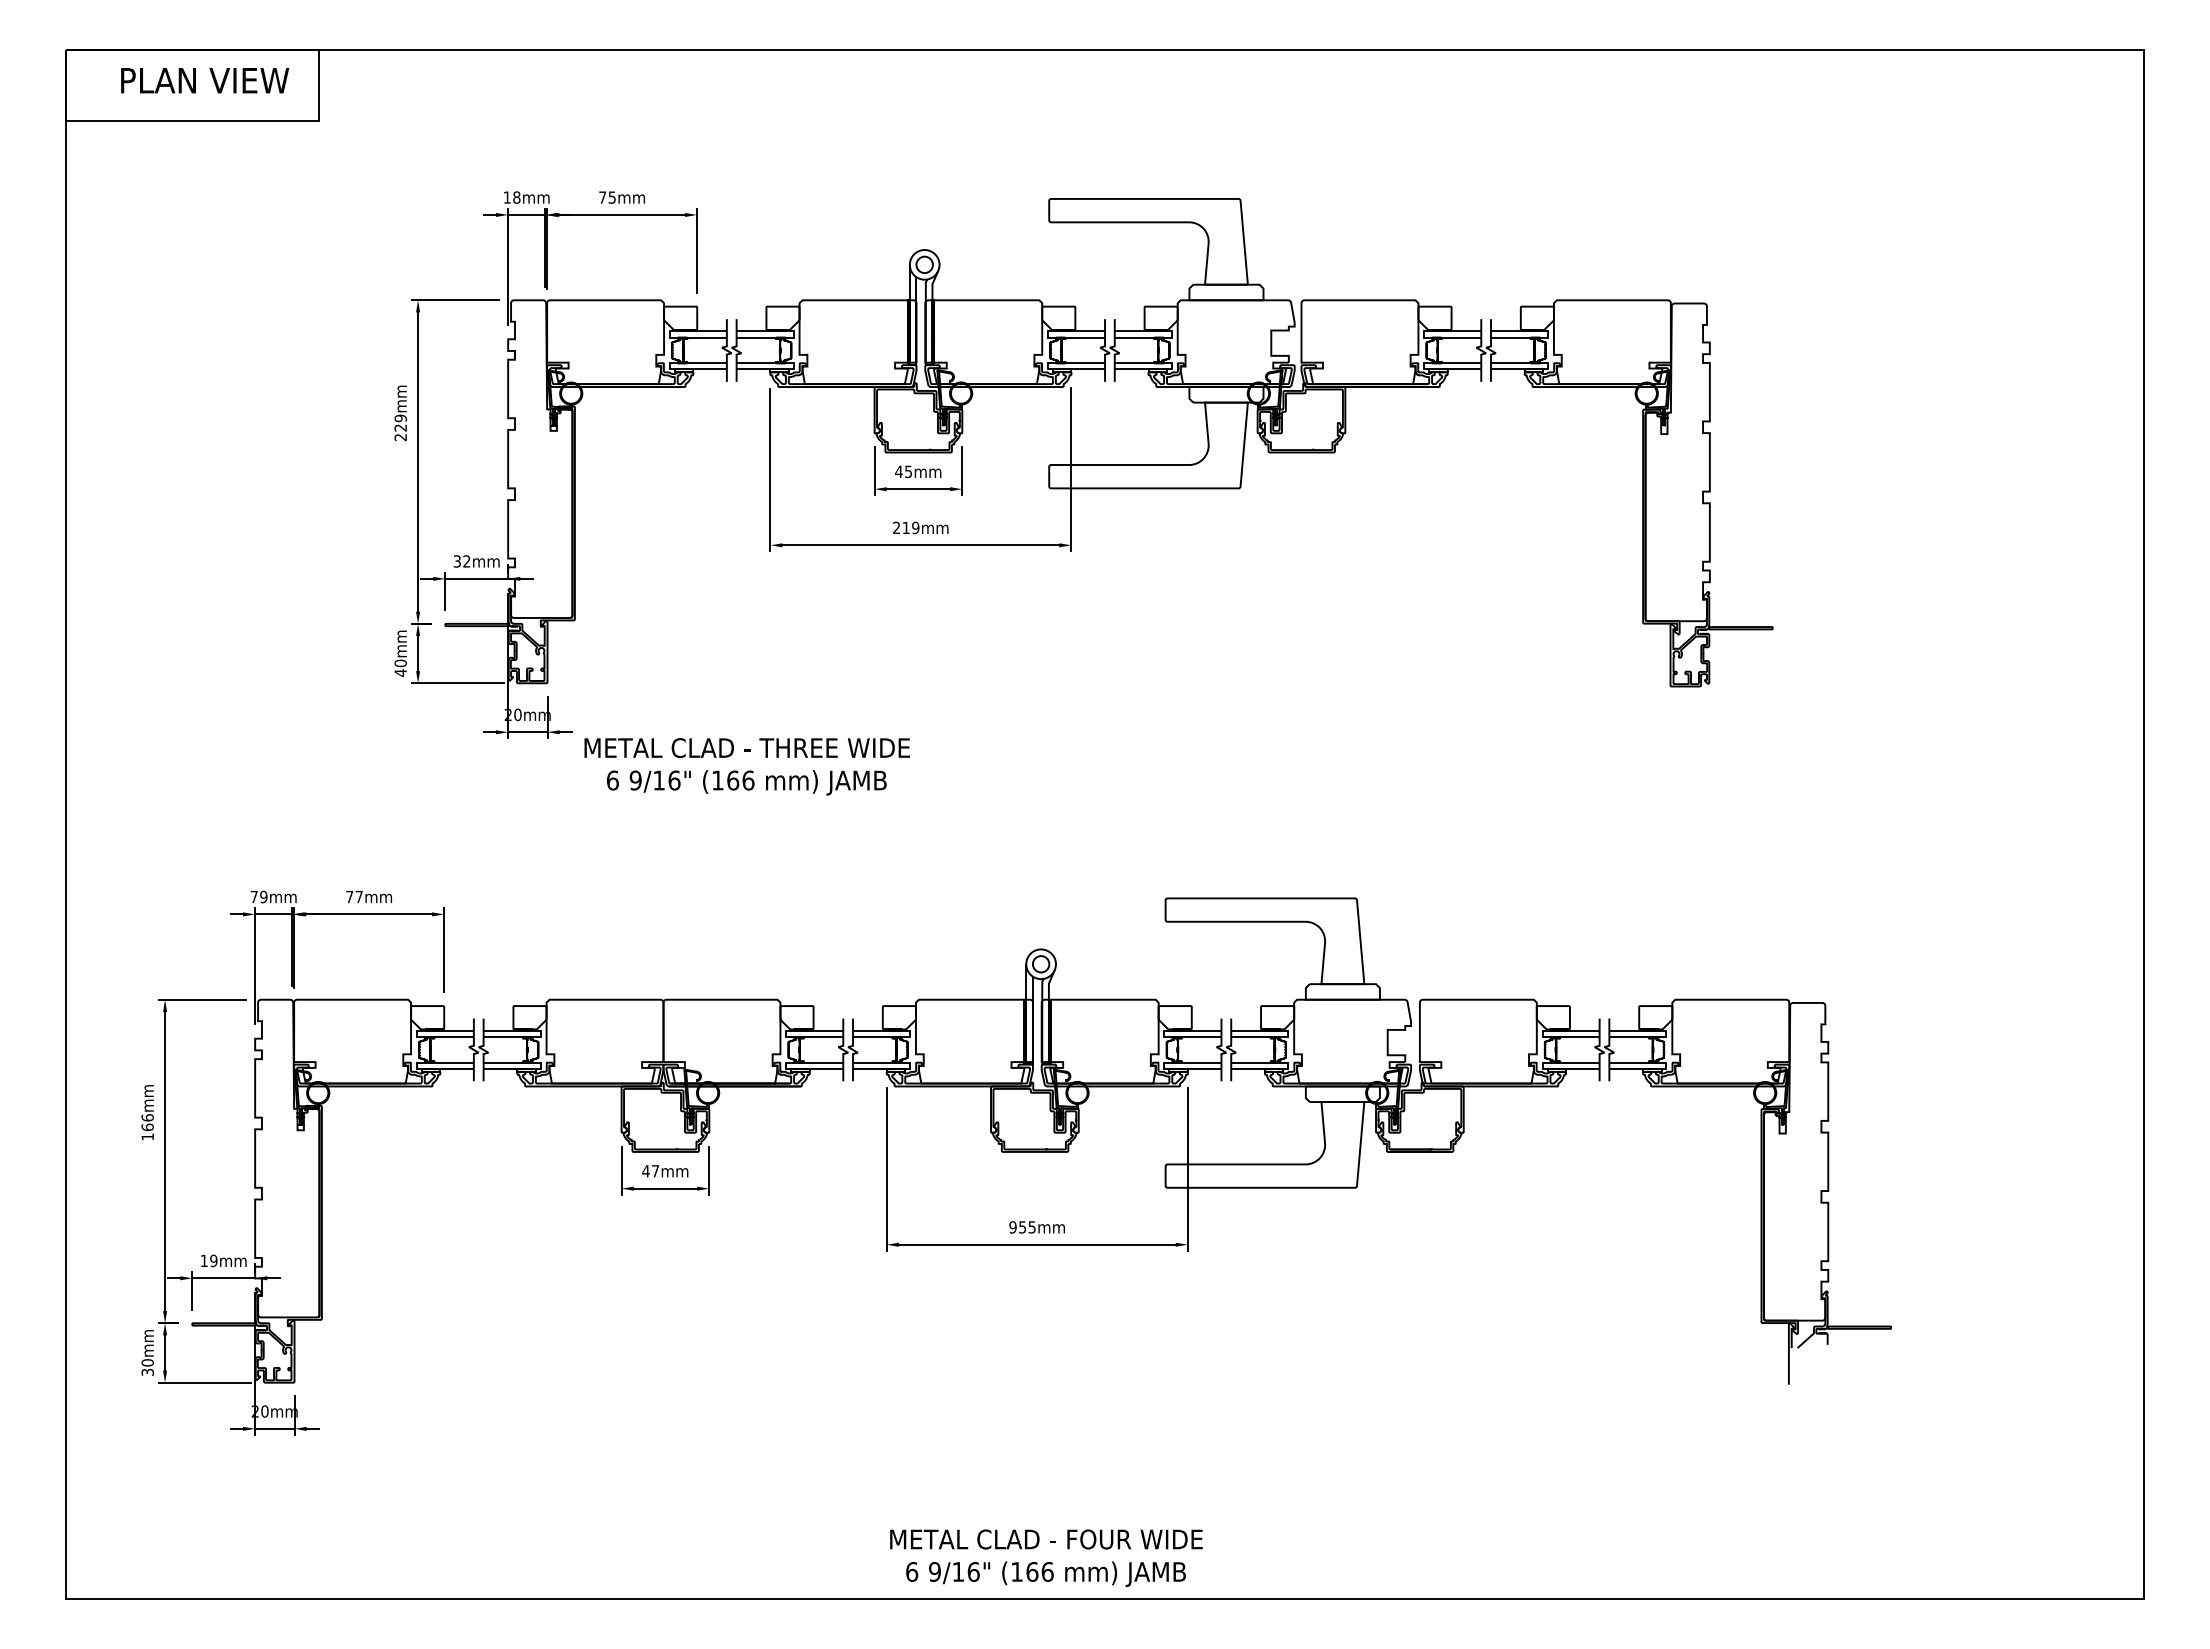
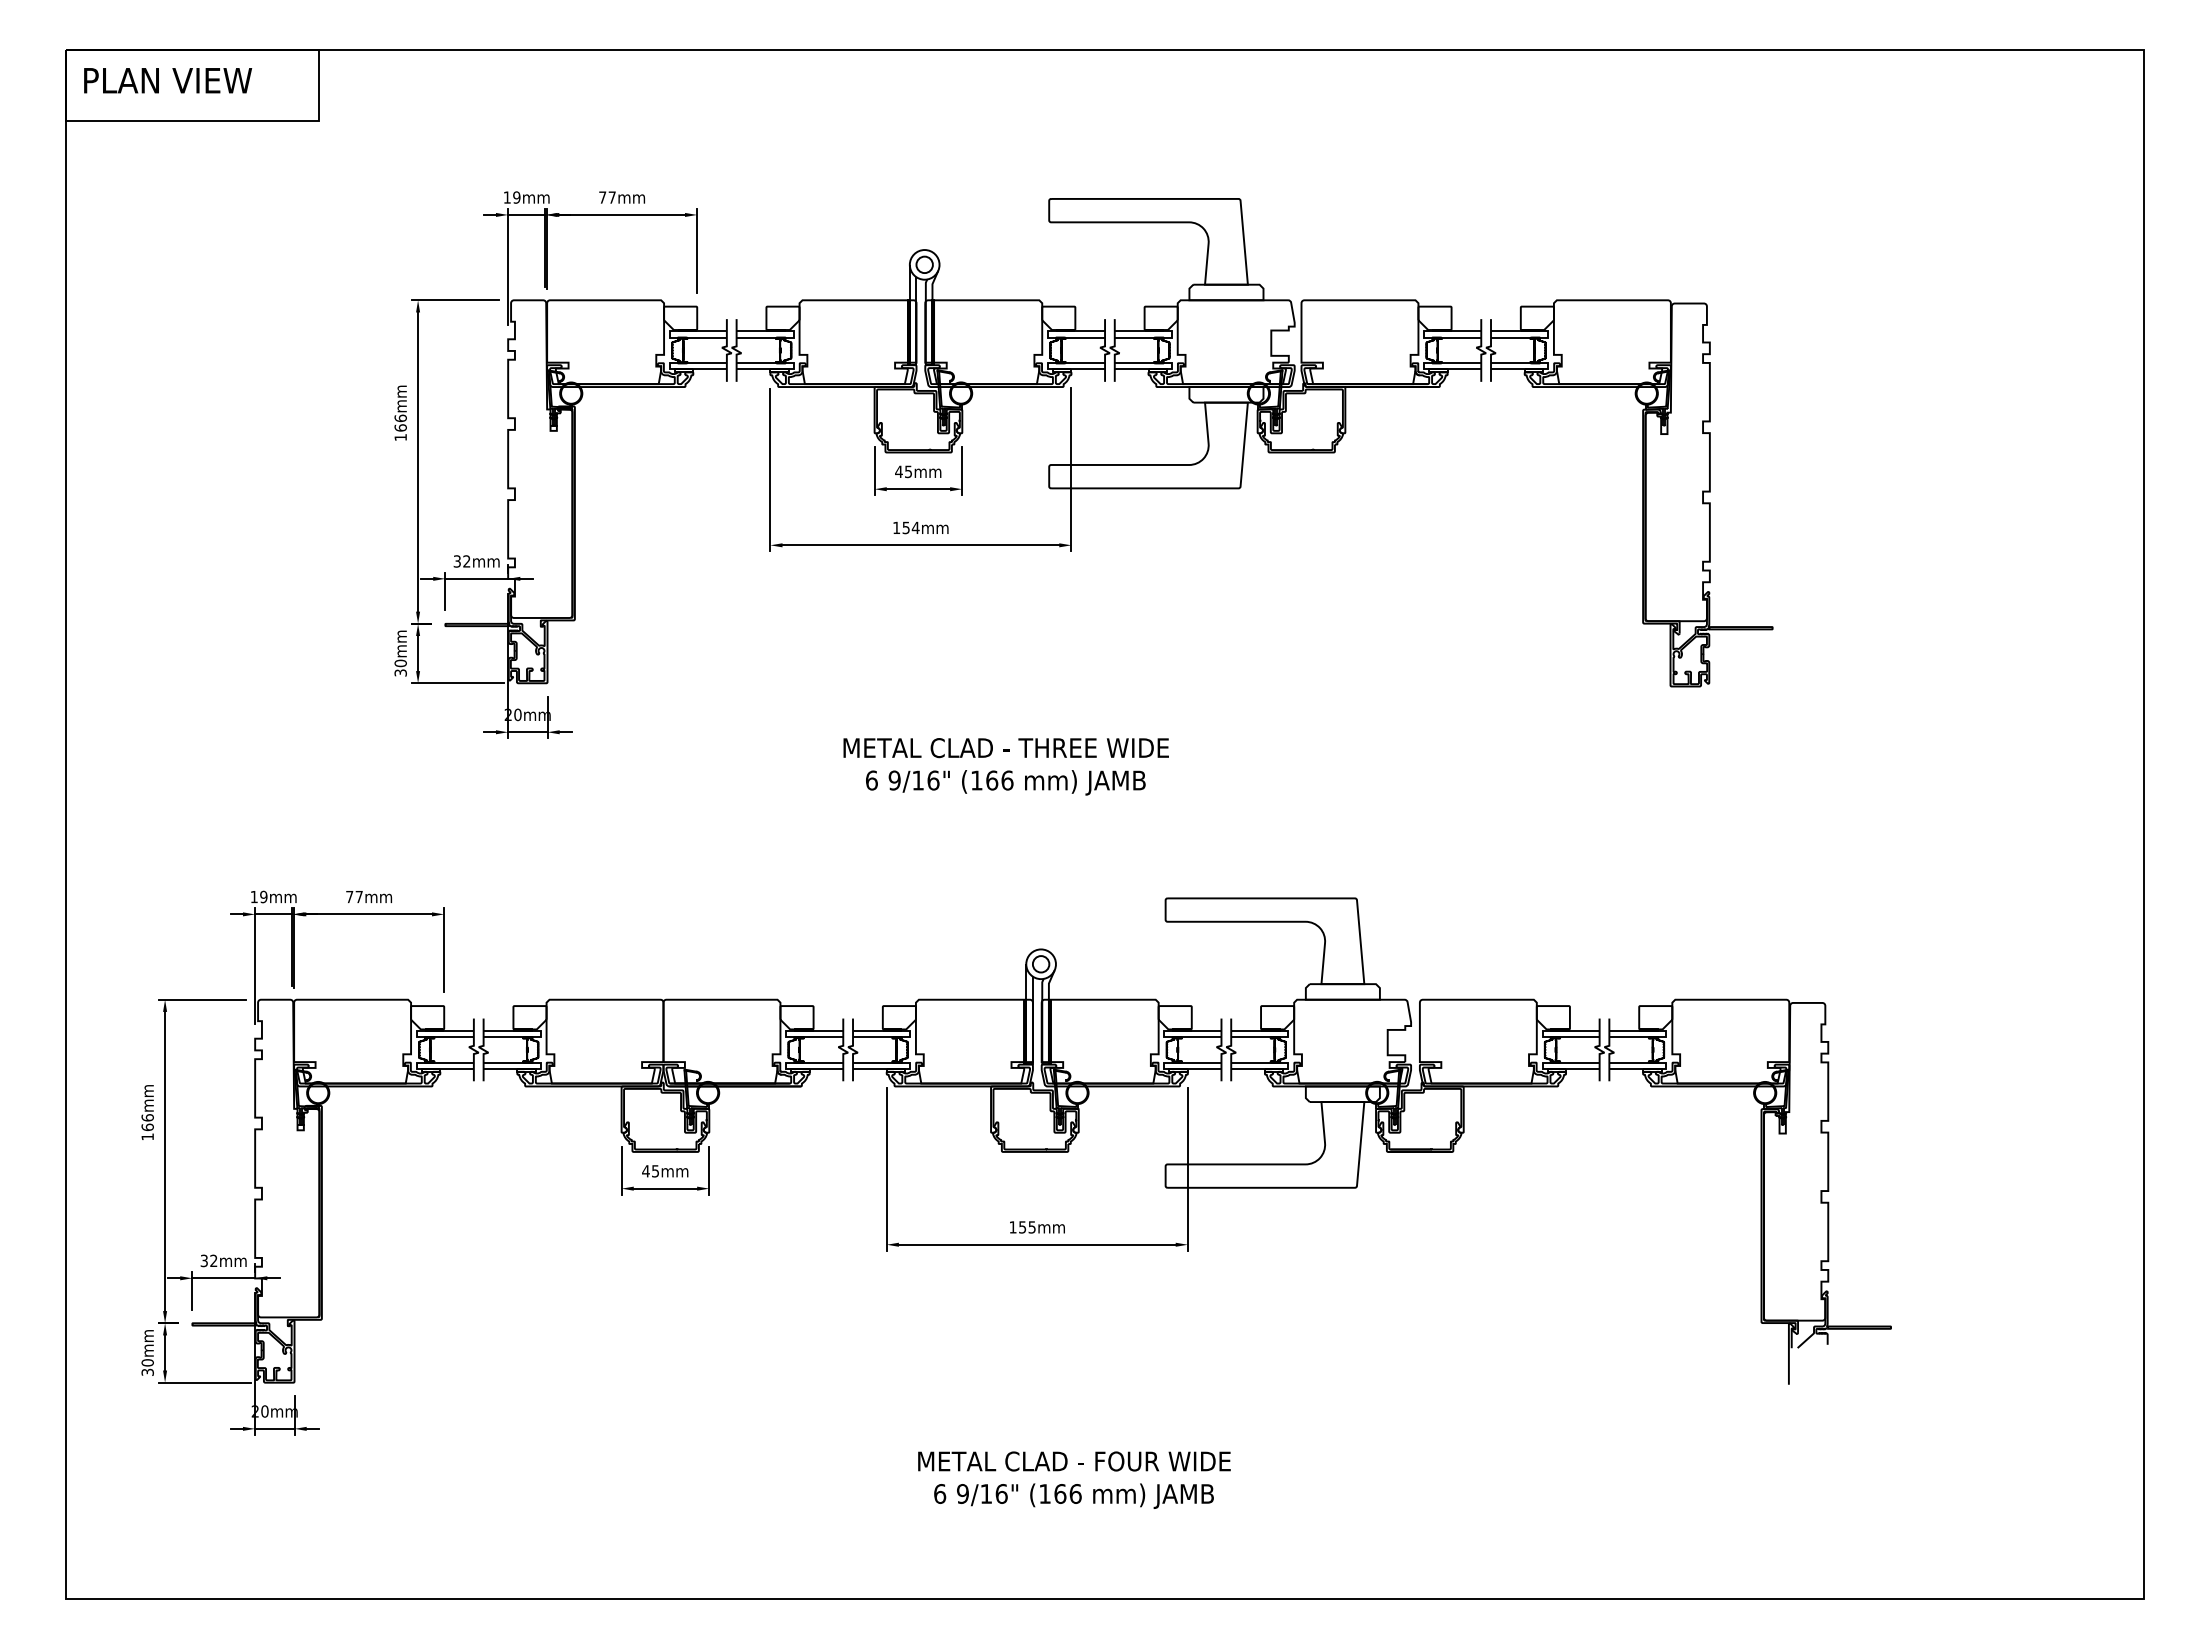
text position: (205, 80) -> (168, 80) (168, 80)
text: 18mm -> 19mm (516, 197)
text: 75mm -> 77mm (611, 197)
text: 229mm -> 166mm (400, 427)
text: 219mm -> 154mm (906, 527)
text: 40mm -> 30mm (400, 672)
text position: (746, 766) -> (1005, 766) (1005, 766)
text: 79mm -> 19mm (253, 897)
text: 47mm -> 45mm (655, 1171)
text: 955mm -> 155mm (1012, 1227)
text: 19mm -> 32mm (208, 1260)
text position: (1046, 1557) -> (1074, 1479) (1074, 1479)
